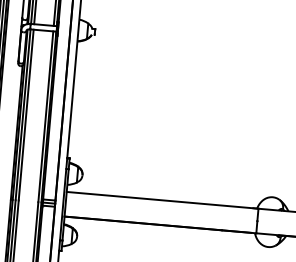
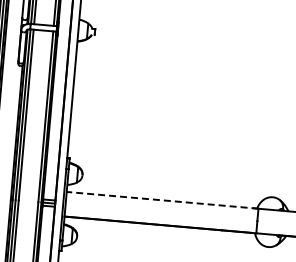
line: solid -> dashed (162, 200)
